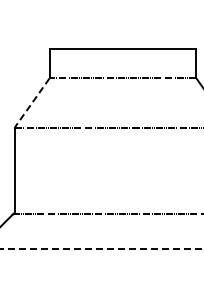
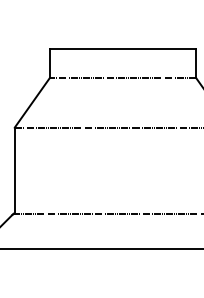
line: dashed -> solid (32, 102)
line: dashed -> solid (102, 248)
